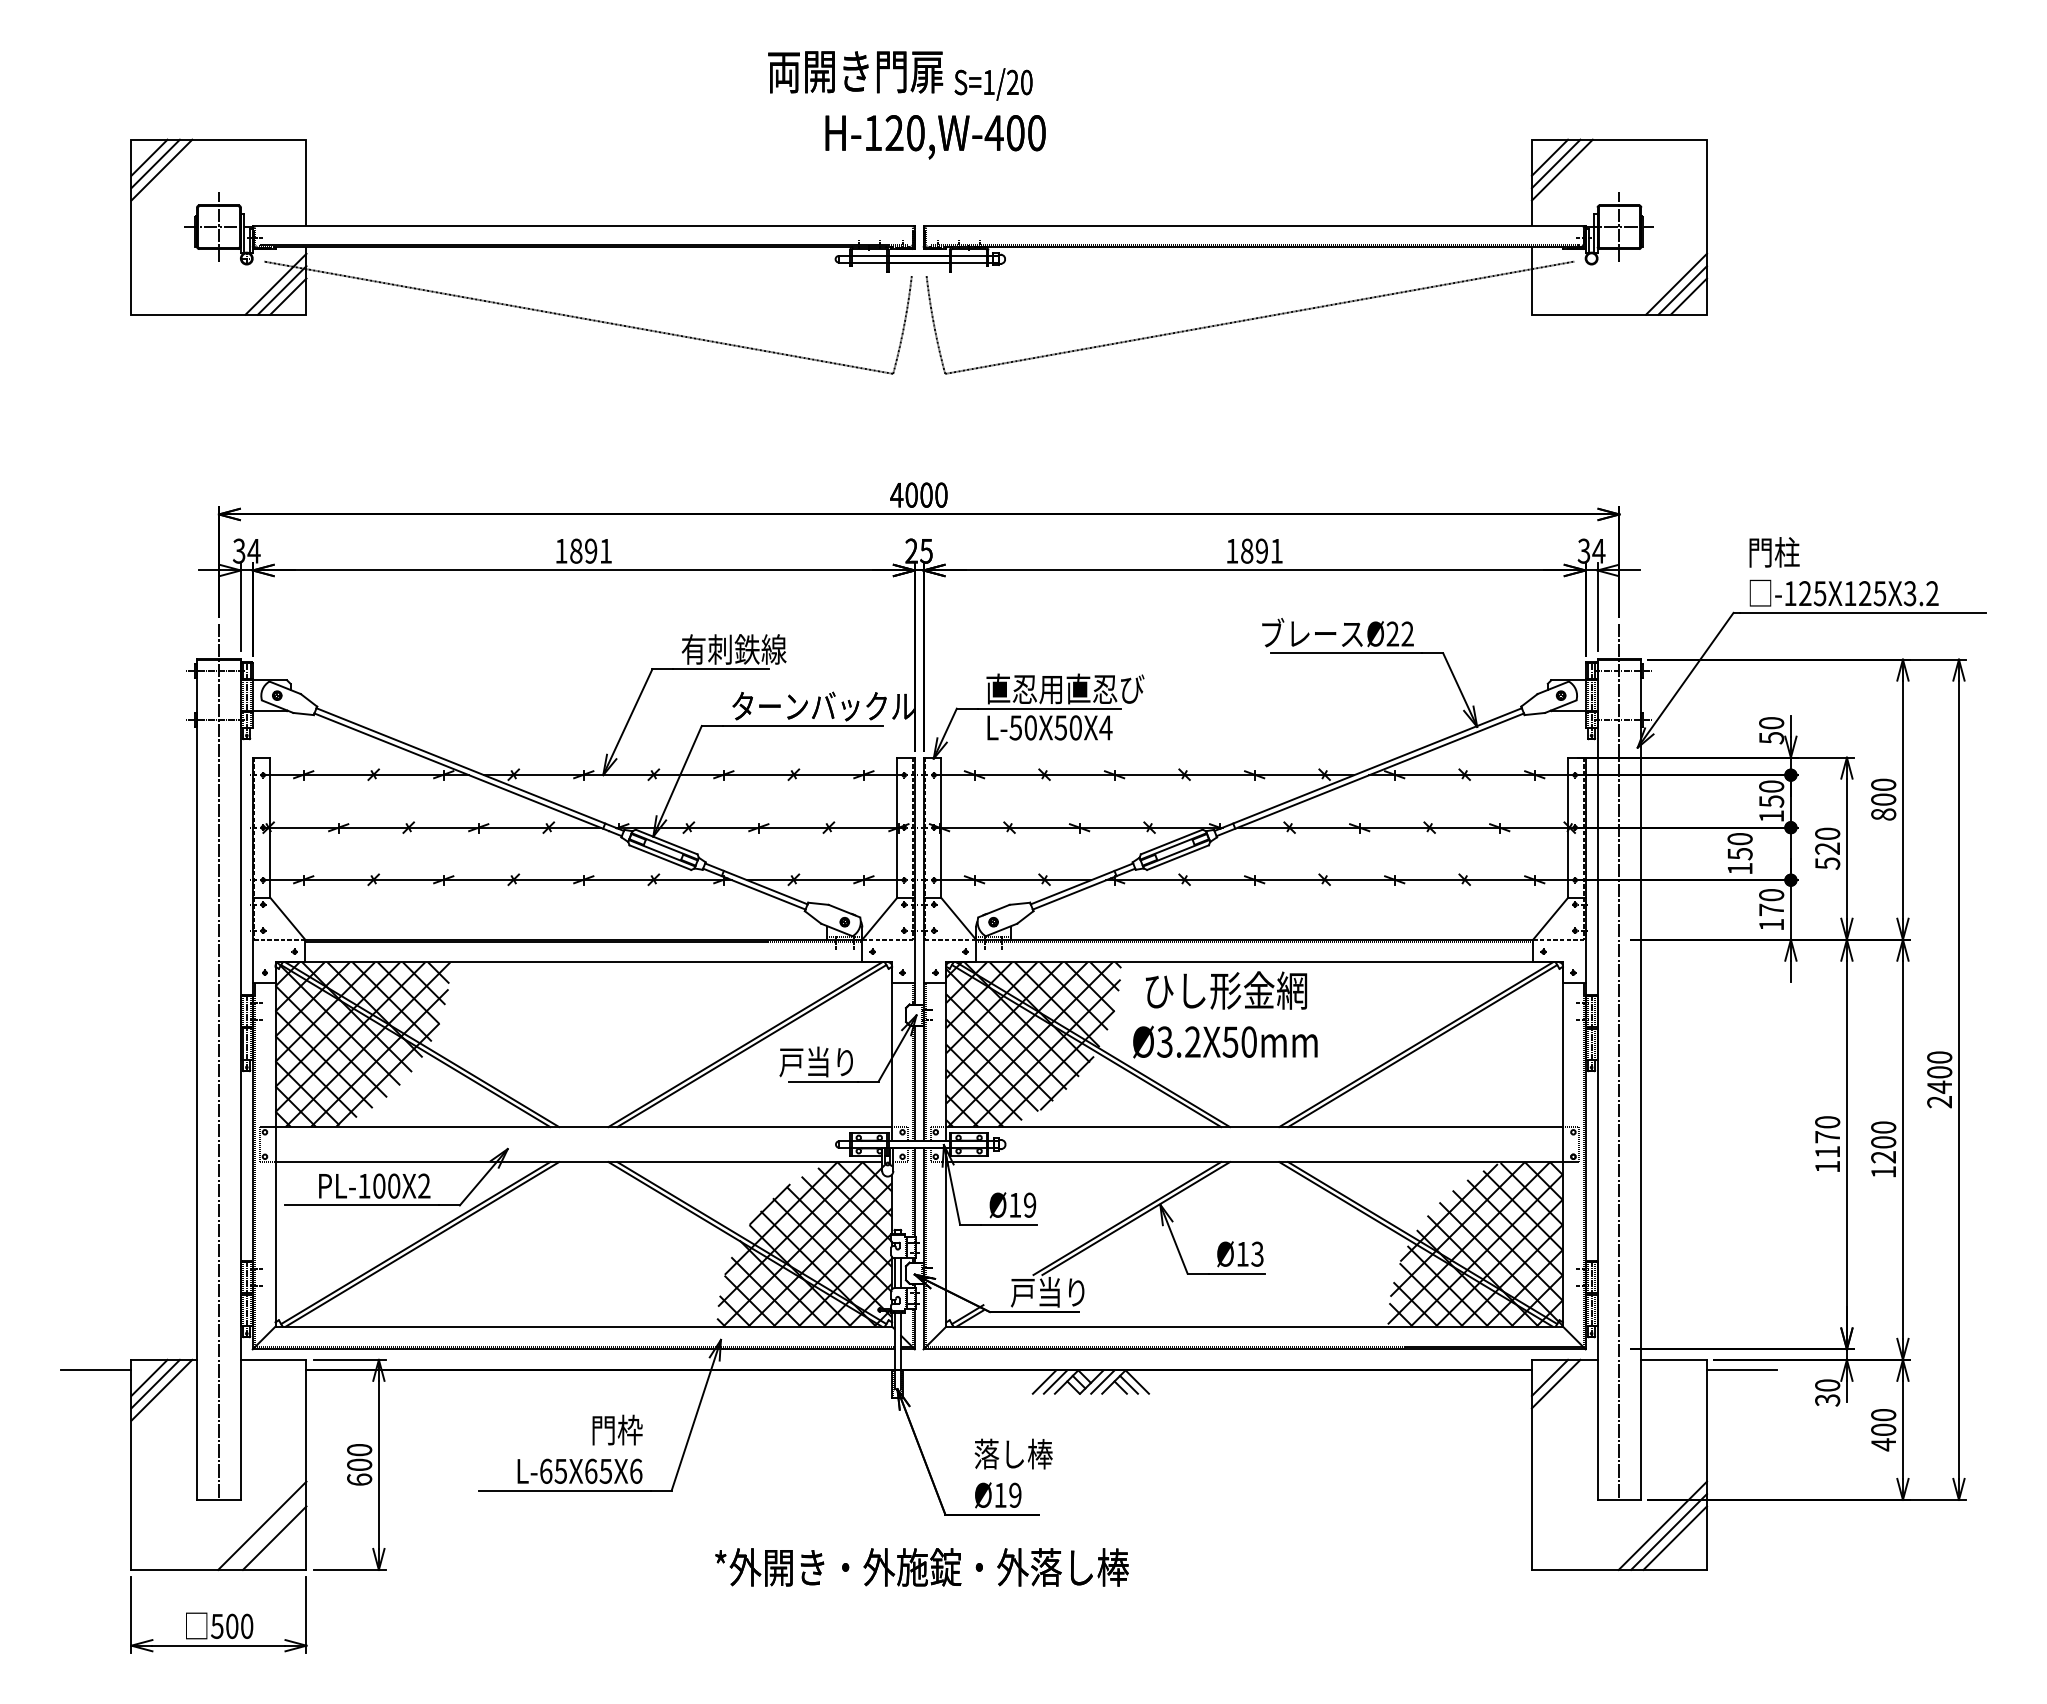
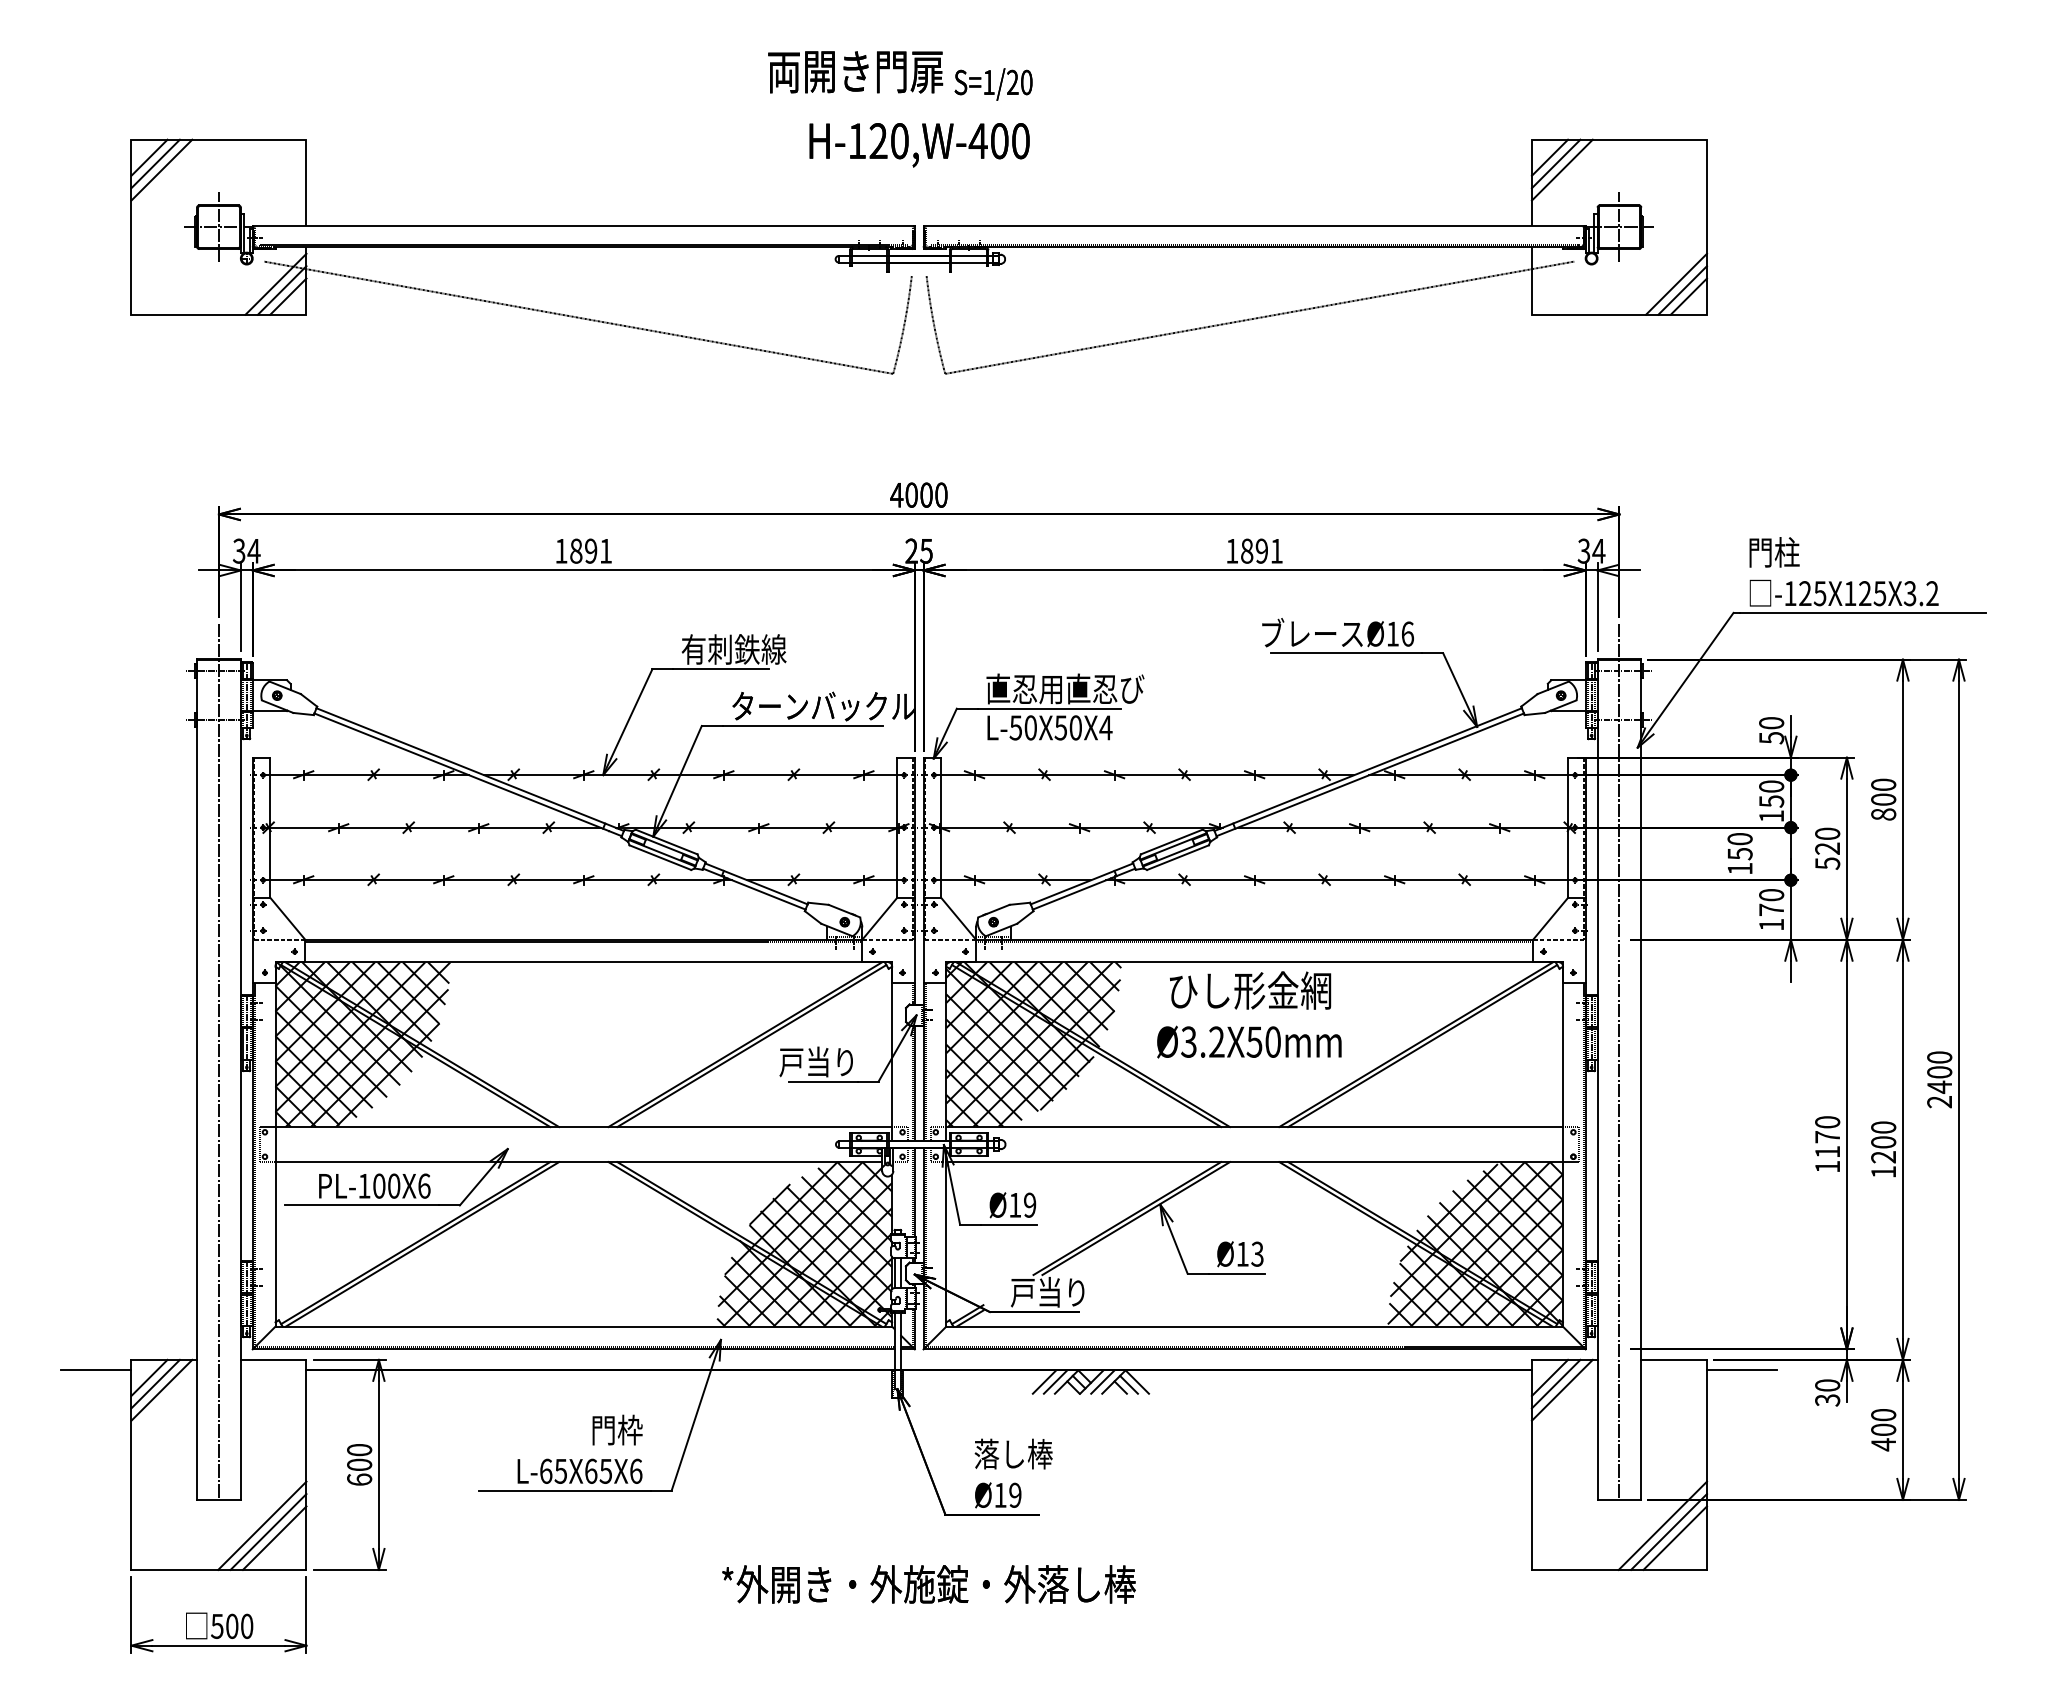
text position: (935, 137) -> (919, 145) (919, 145)
text: Ø22 -> Ø16 (1399, 633)
text position: (1225, 1014) -> (1249, 1014) (1249, 1014)
text: PL-100X2 -> PL-100X6 (424, 1185)
line: none -> present (1561, 1389)
line: none -> present (268, 1531)
text position: (921, 1567) -> (928, 1584) (928, 1584)
